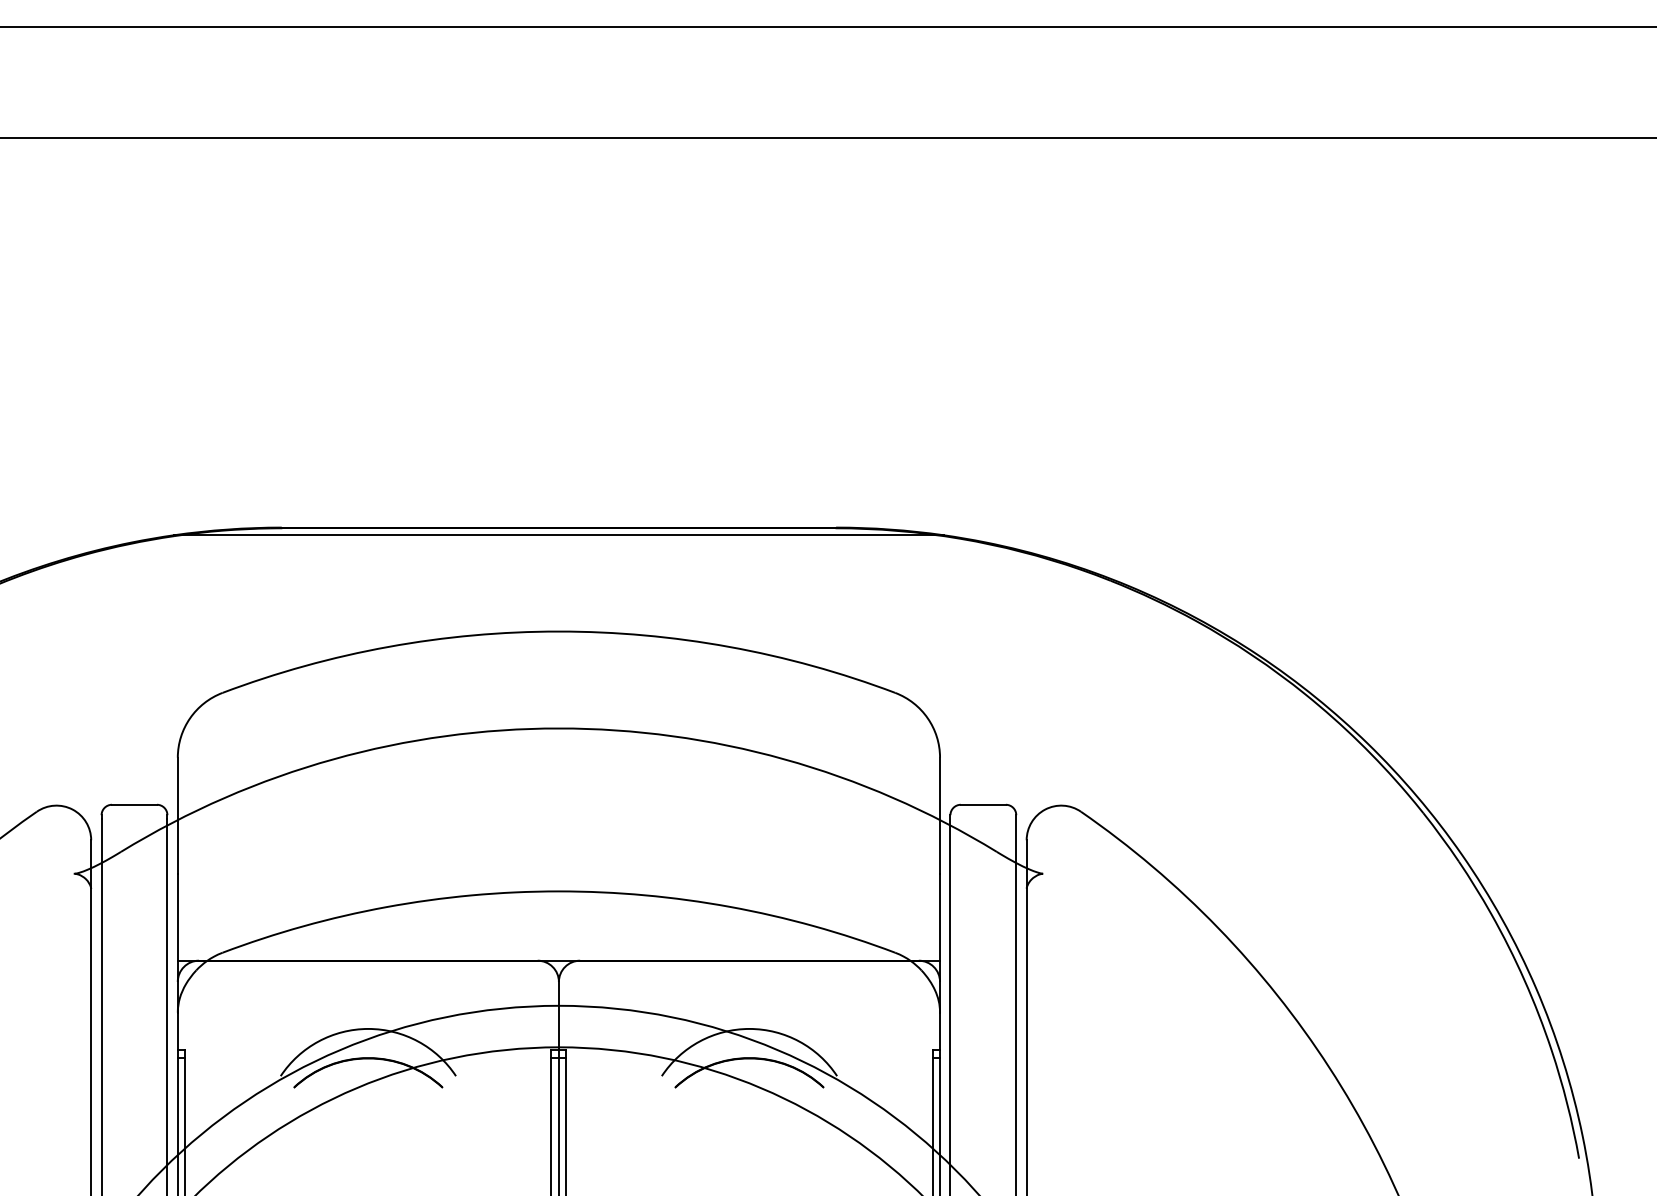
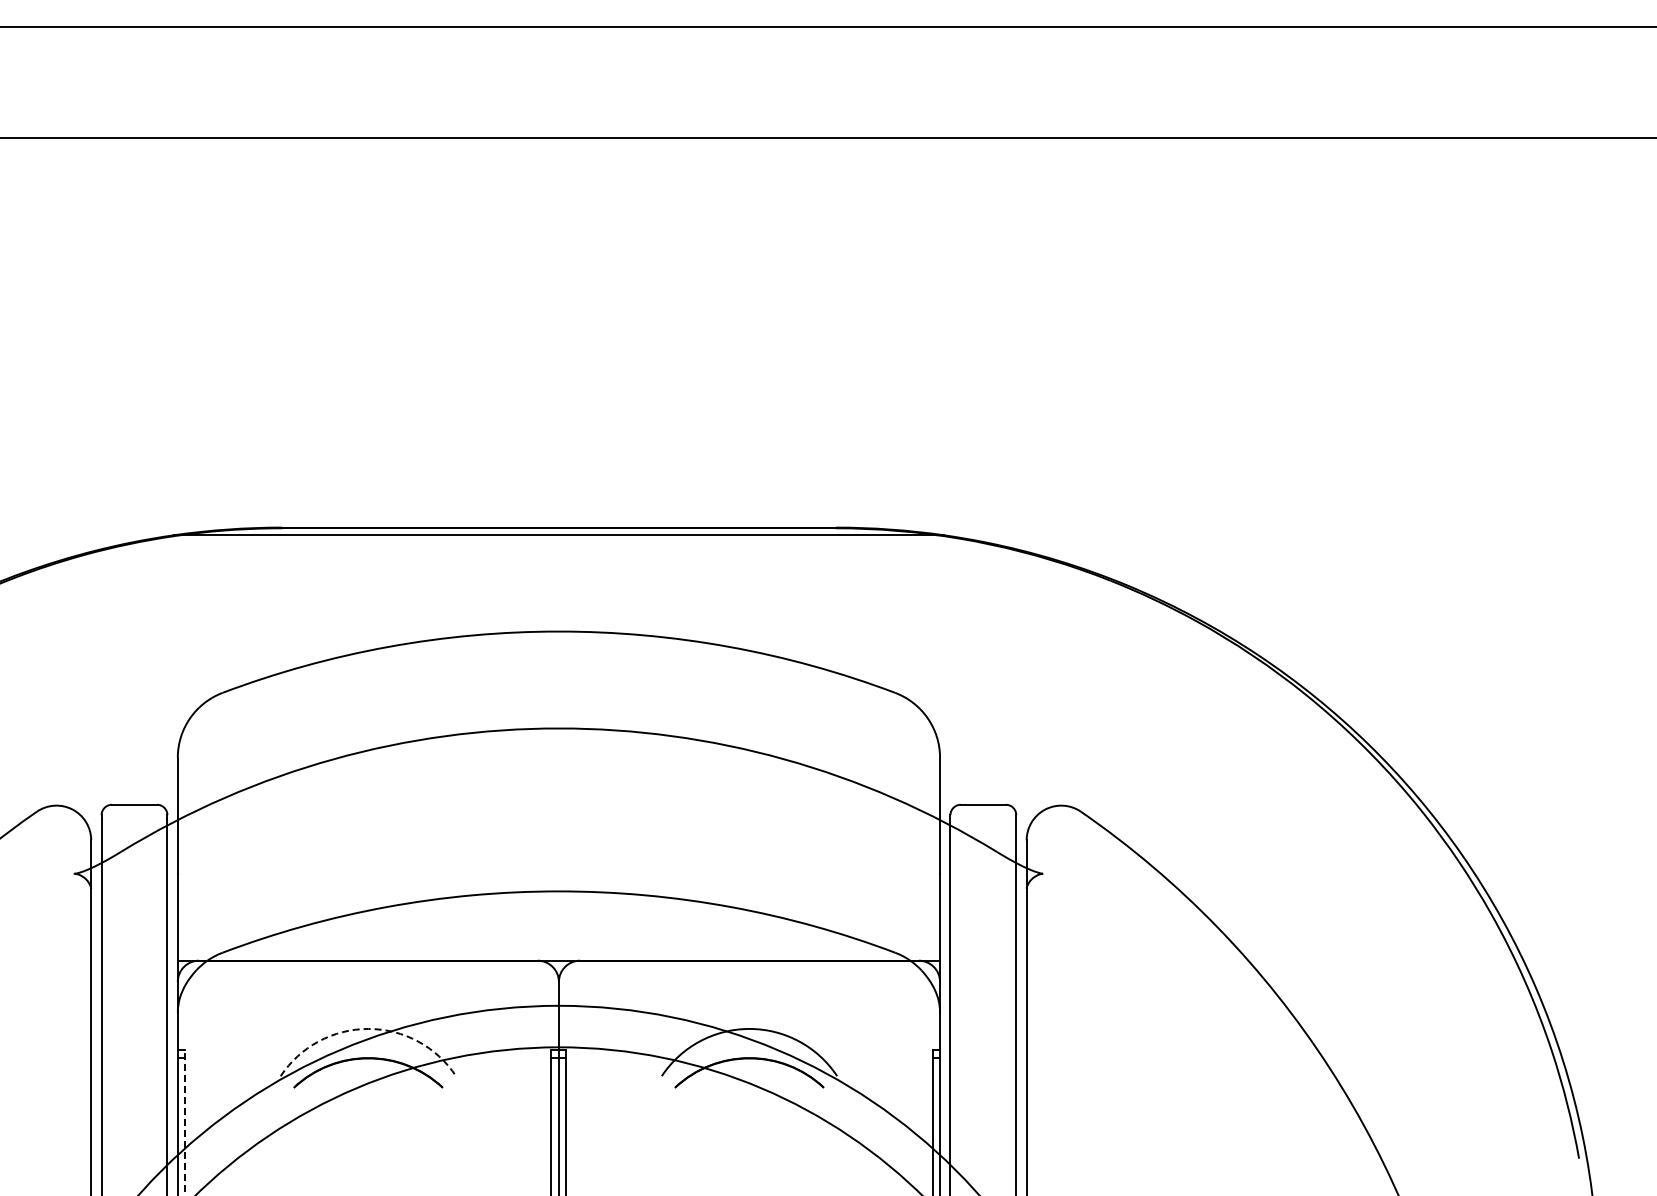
arc: solid -> dashed (368, 1028)
line: solid -> dashed (185, 1123)
